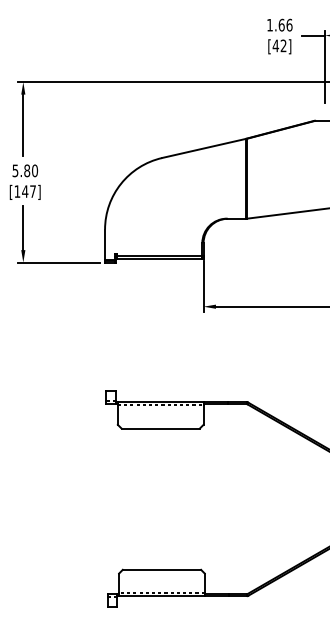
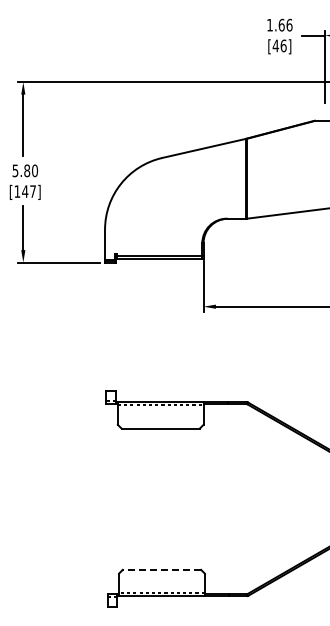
text: [42] -> [46] (283, 45)
line: solid -> dashed (161, 569)
